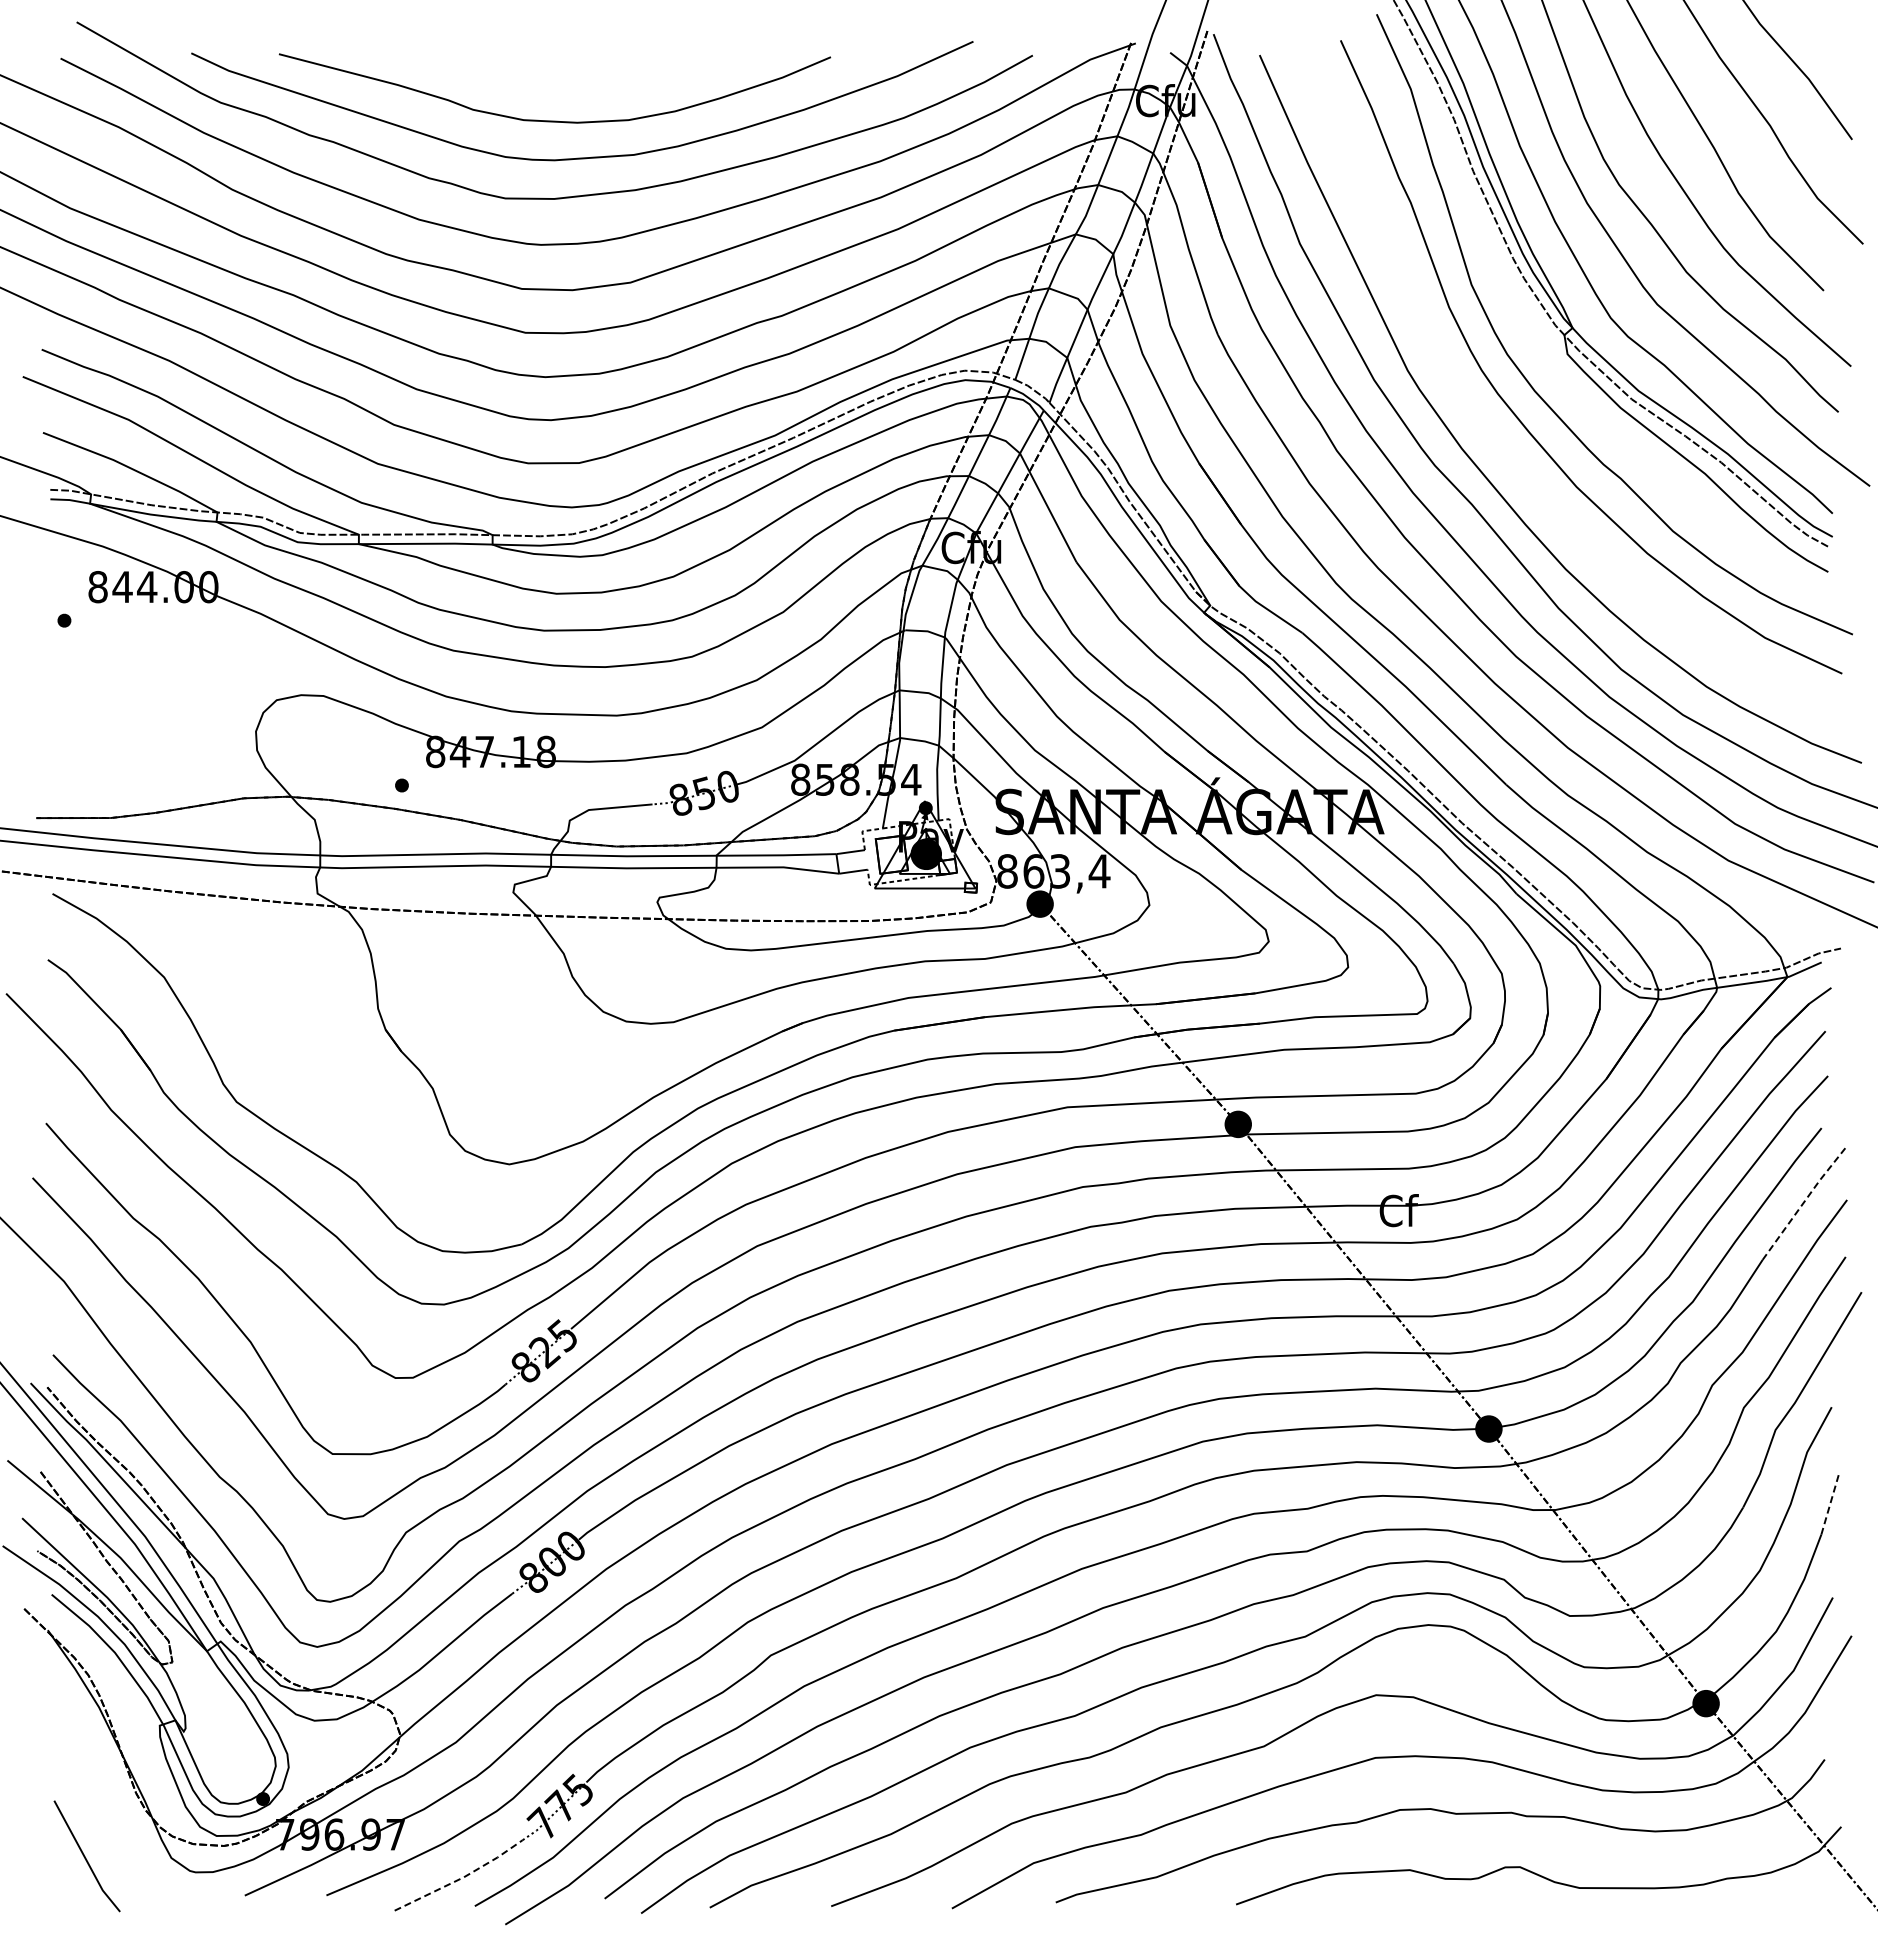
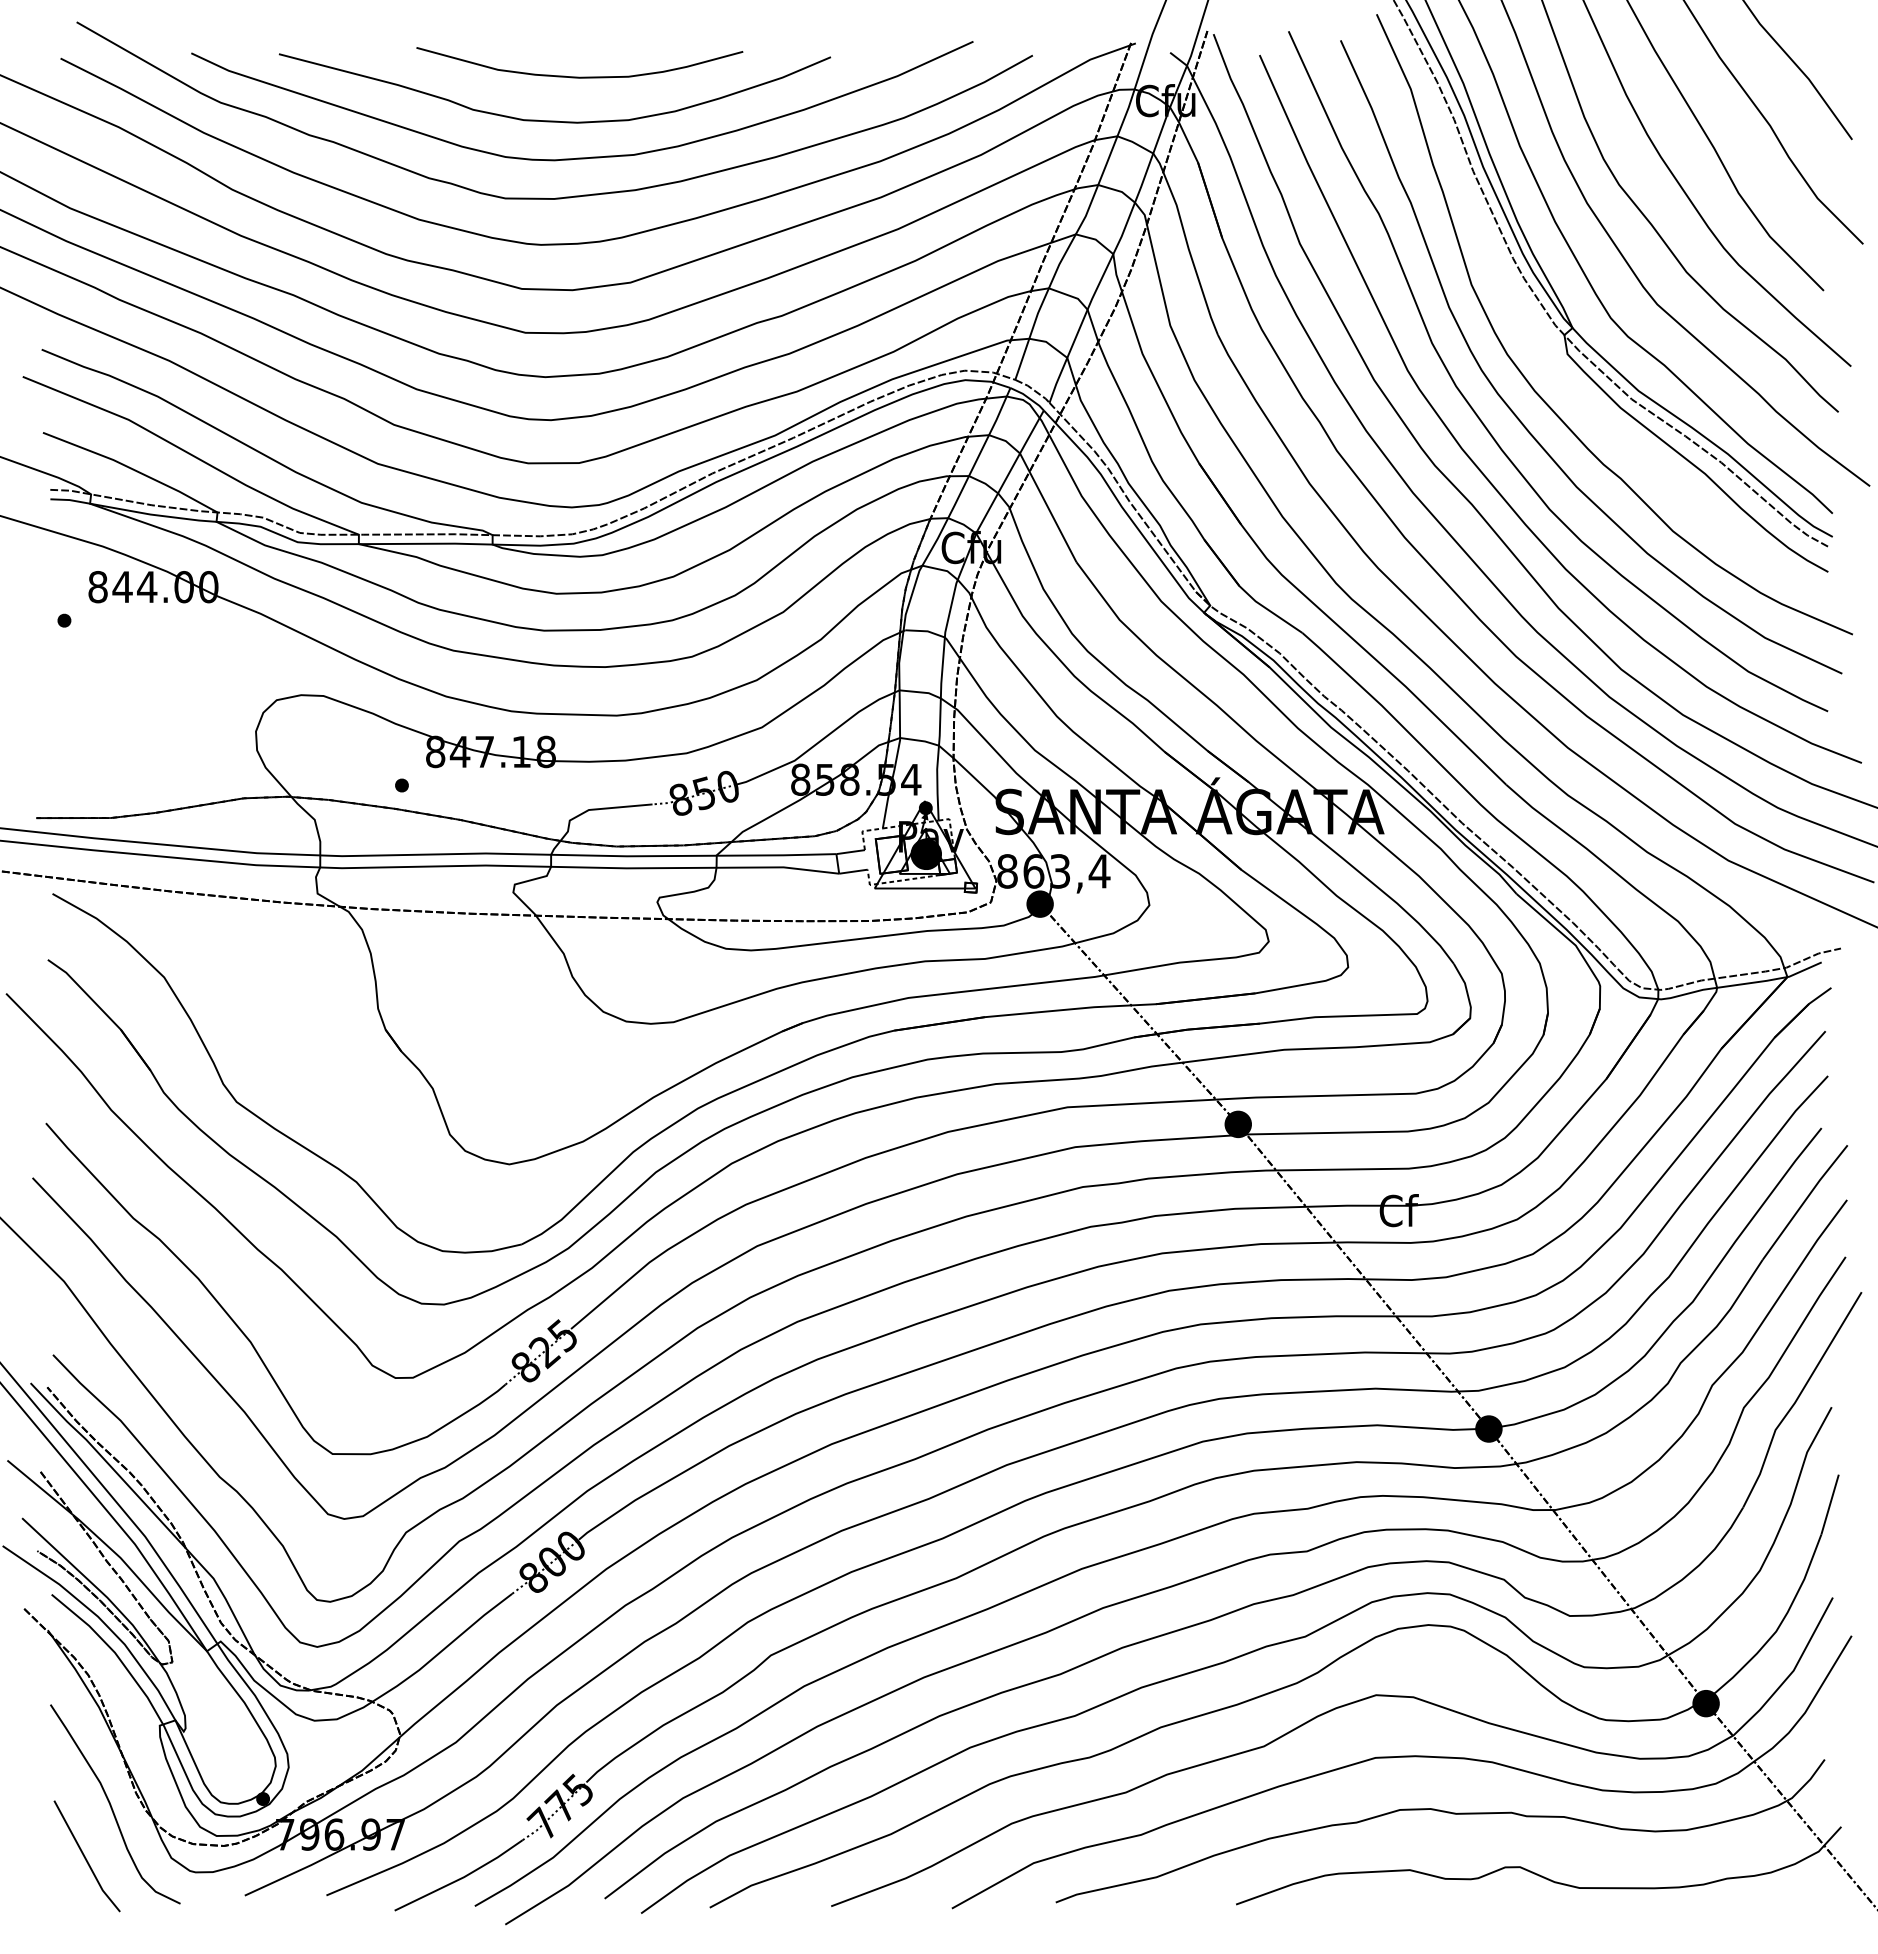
curve: none -> present (579, 76)
curve: none -> present (1486, 426)
line: dashed -> solid (1804, 1201)
line: dashed -> solid (1830, 1504)
curve: none -> present (111, 1804)
line: dashed -> solid (461, 1878)
